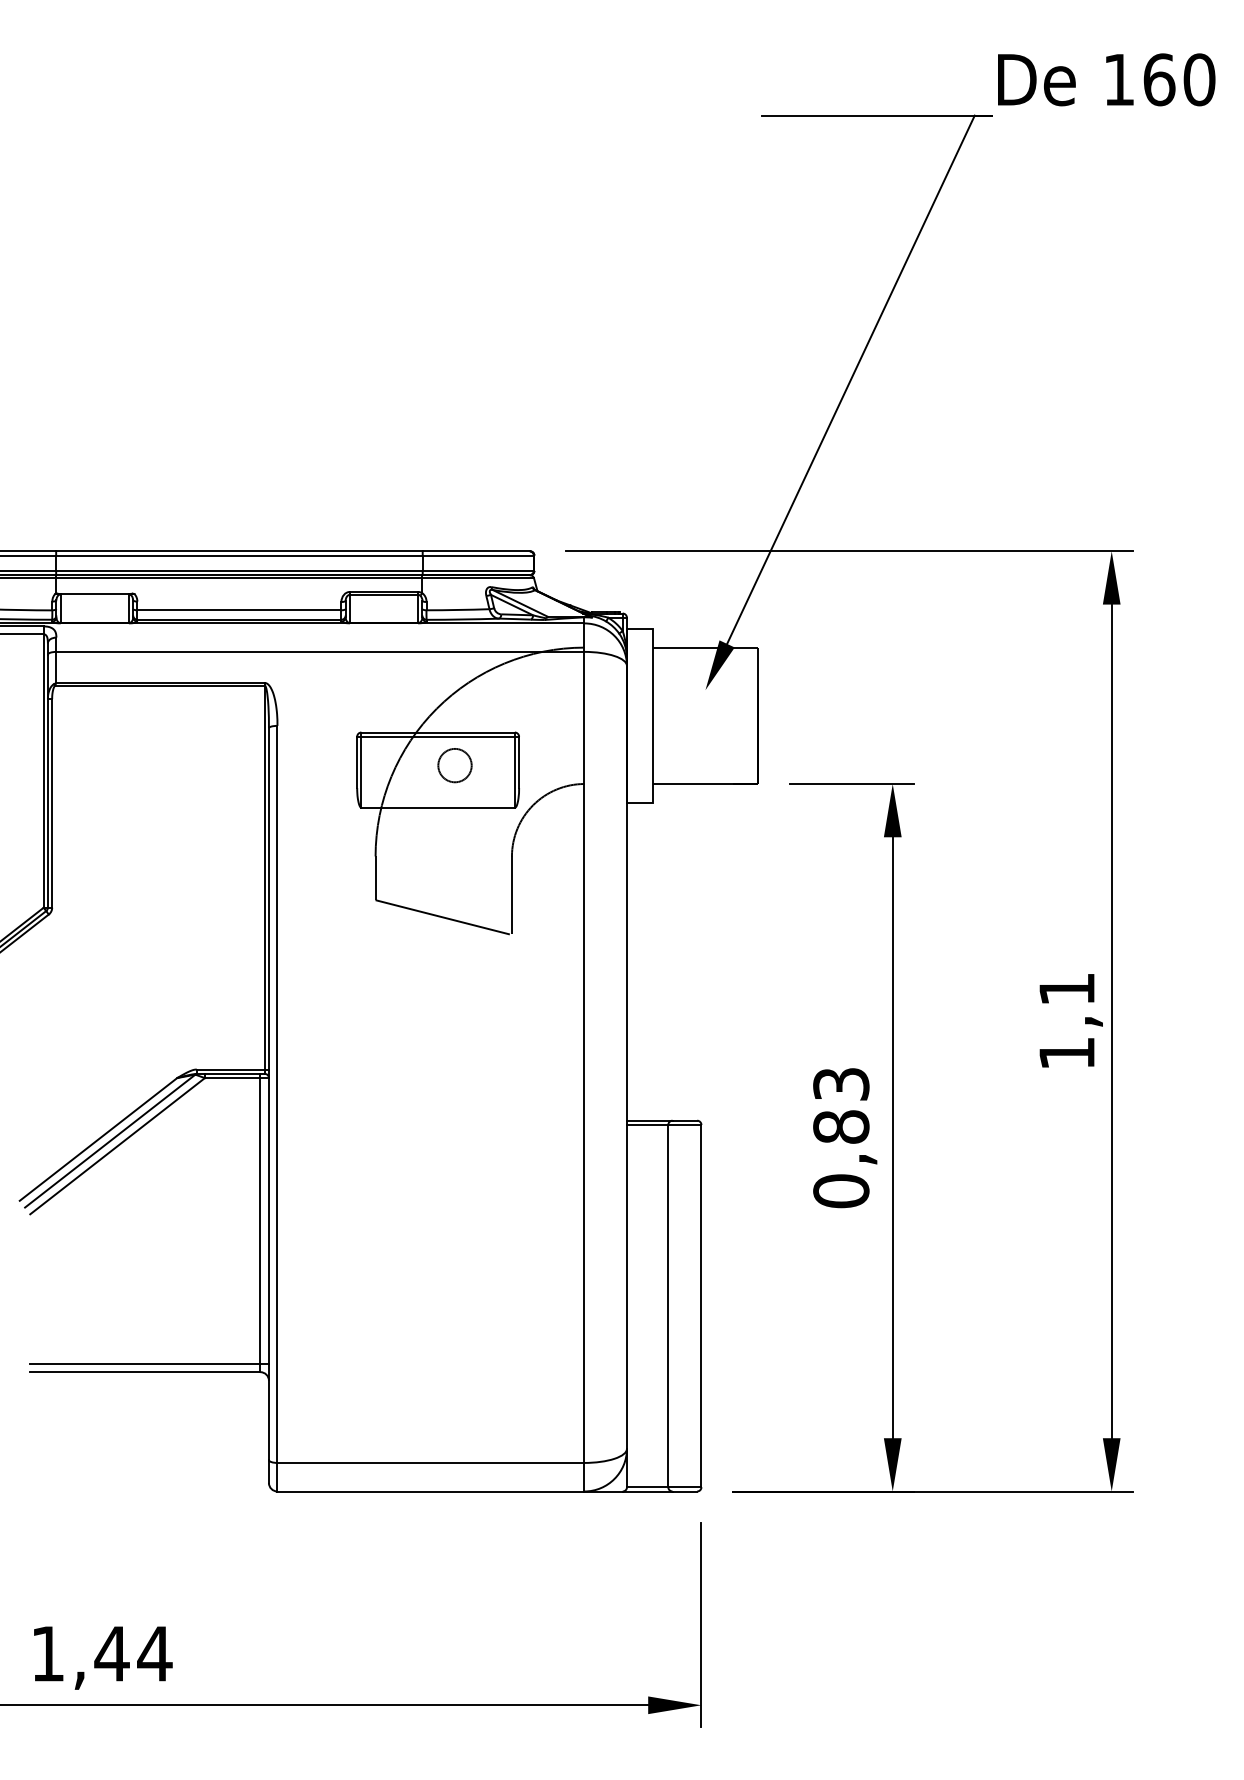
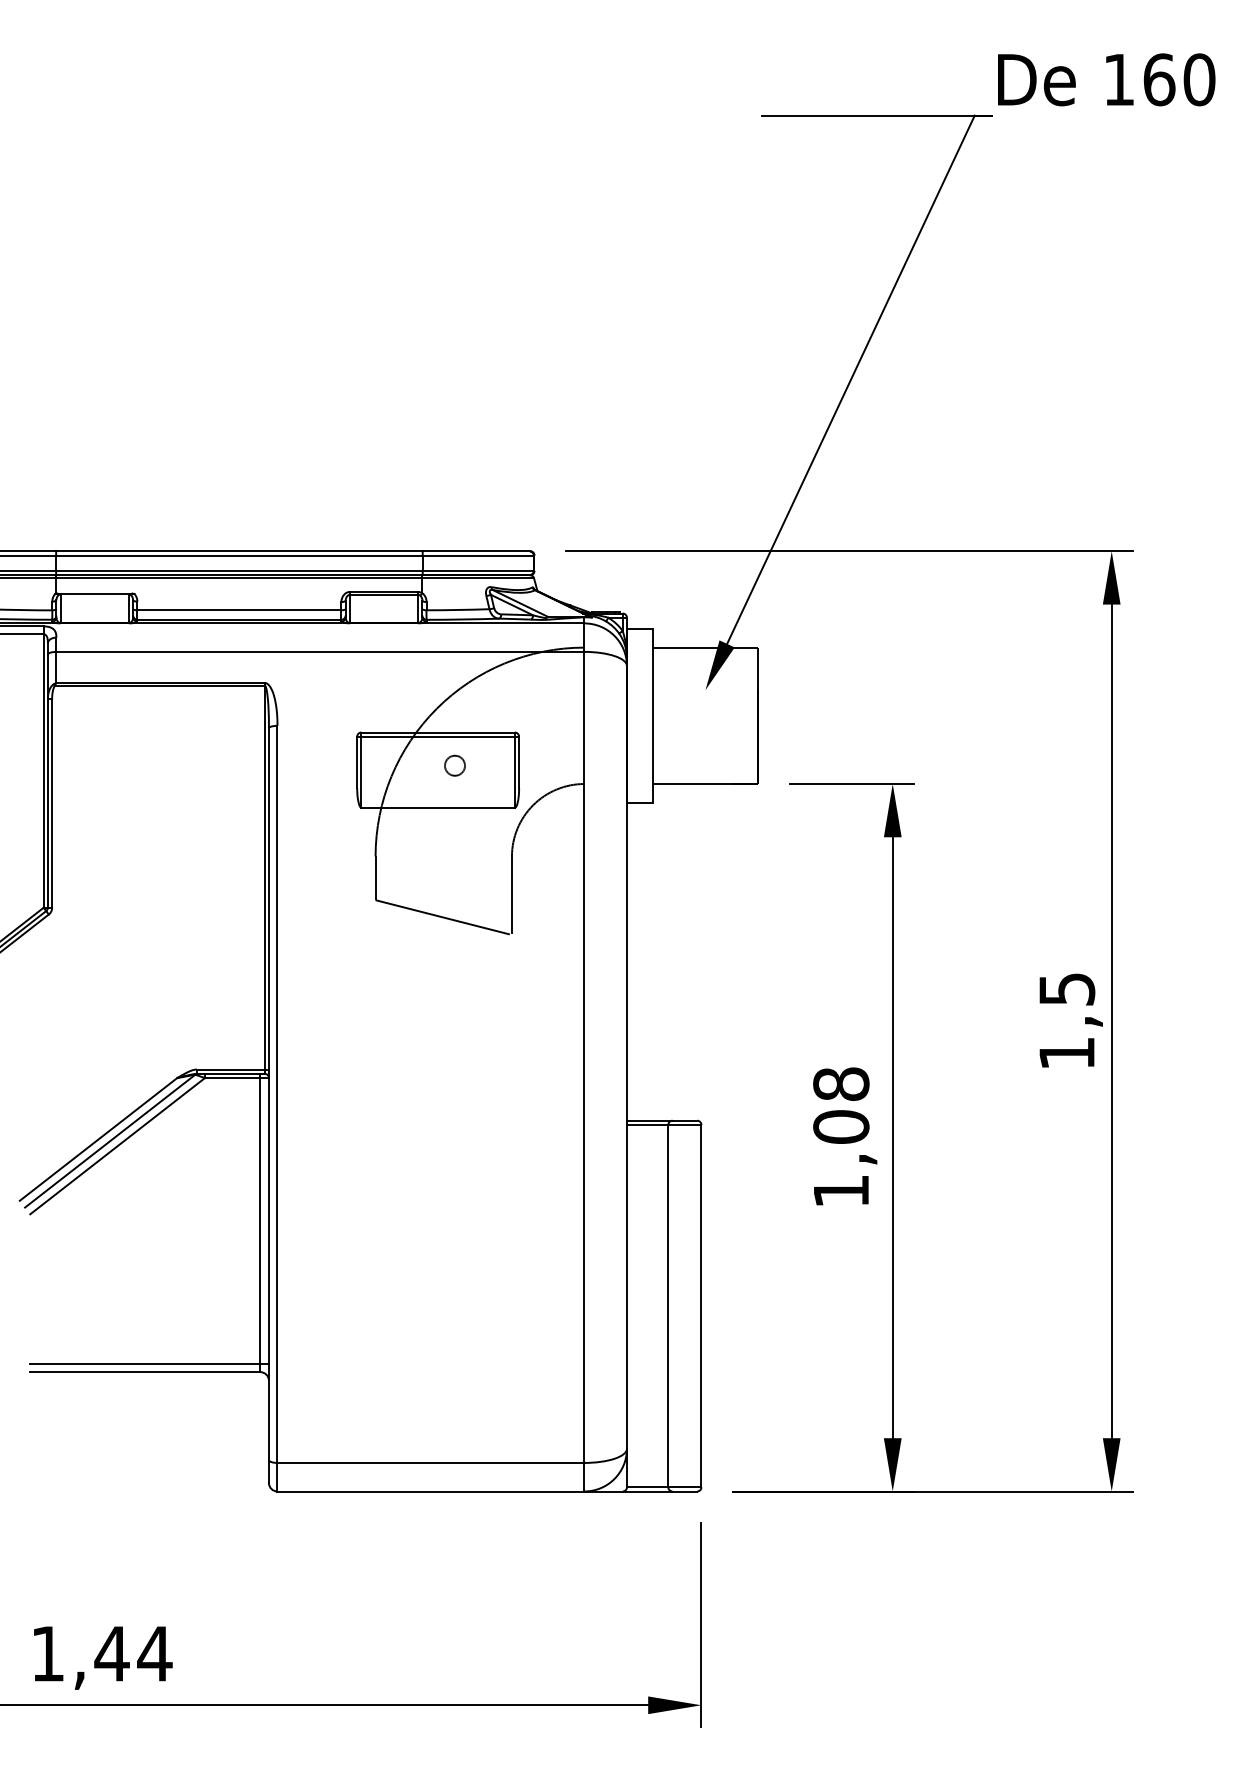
circle size: 36x36 px -> 22x23 px (454, 765)
text: 1,1 -> 1,5 (1067, 989)
text: 0,83 -> 1,08 (841, 1137)
